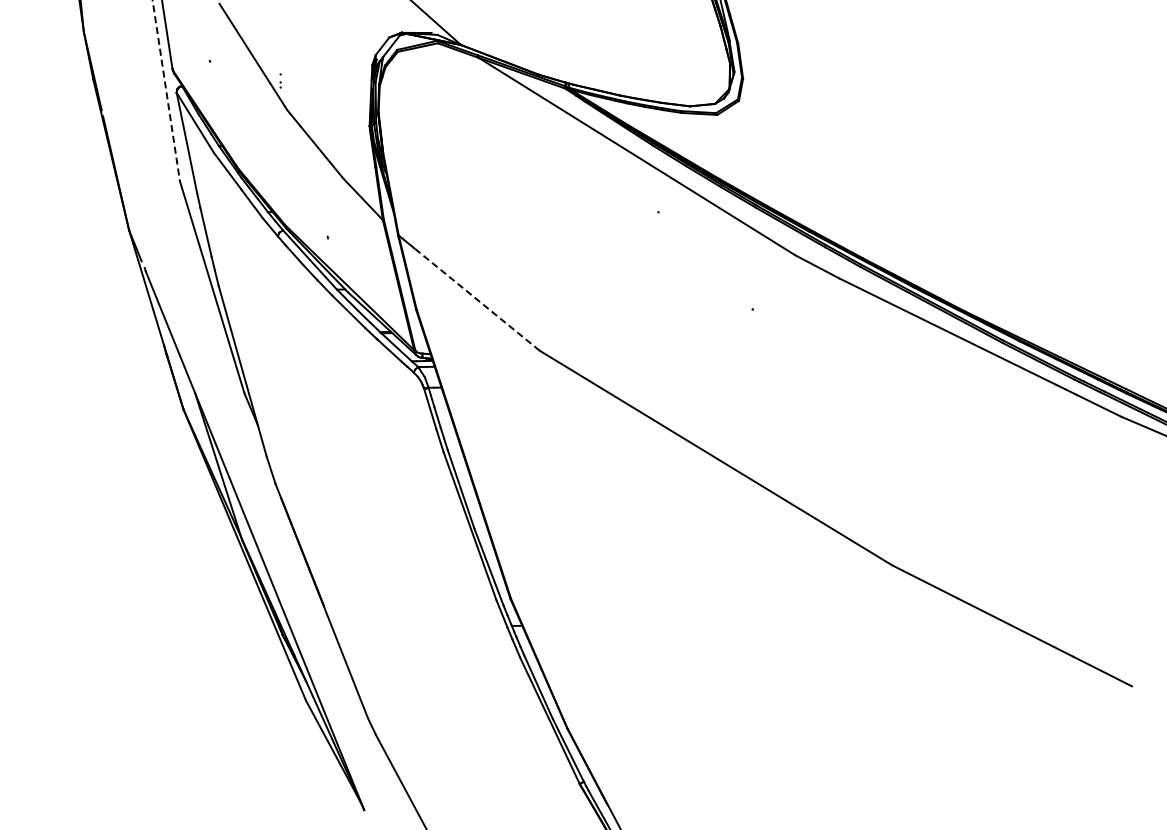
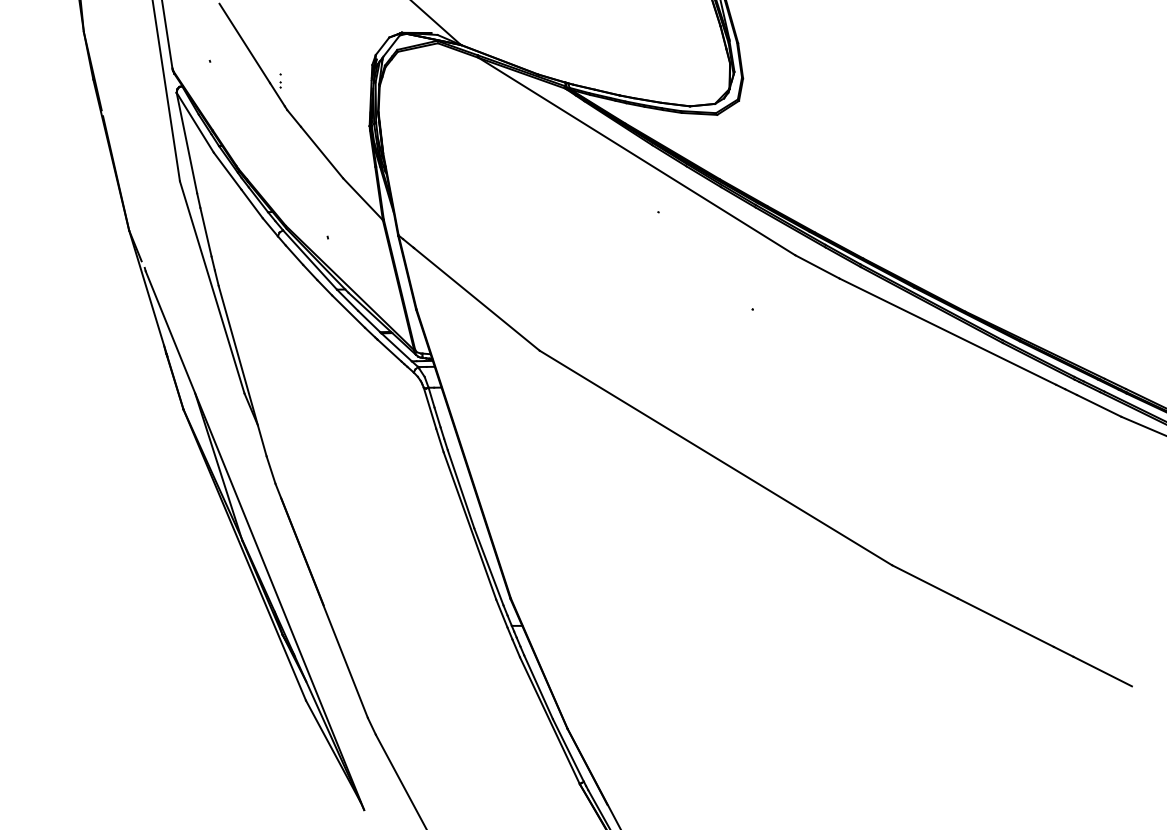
line: dashed -> solid (166, 91)
line: dashed -> solid (477, 299)
